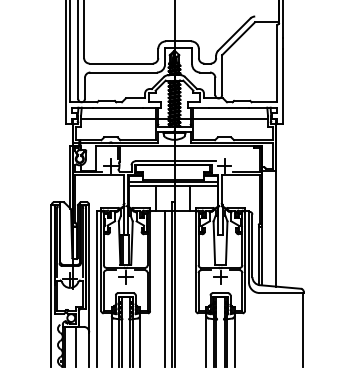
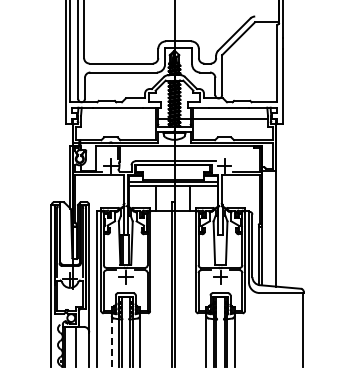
line: present -> none (118, 118)
line: present -> none (165, 288)
line: solid -> dashed (111, 341)
